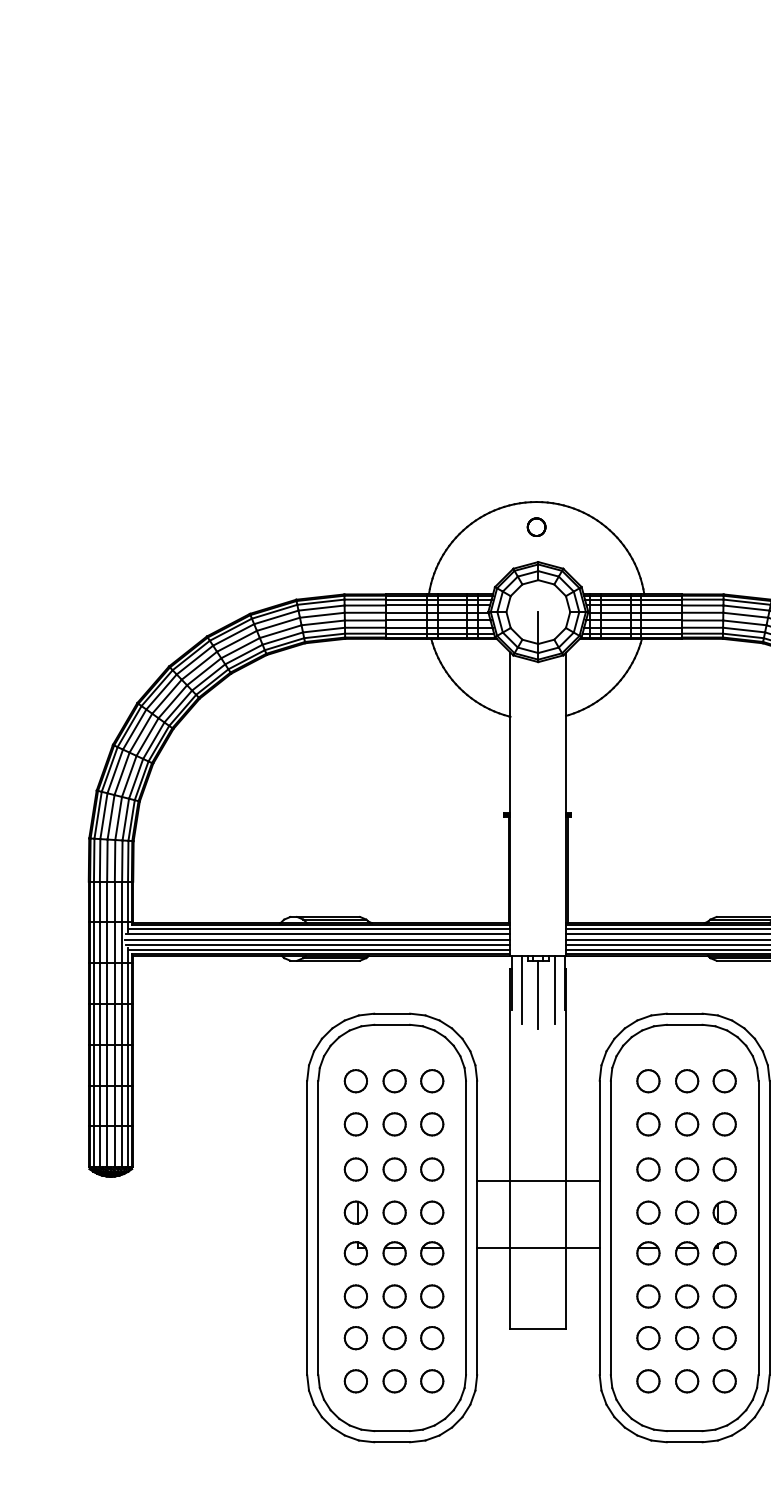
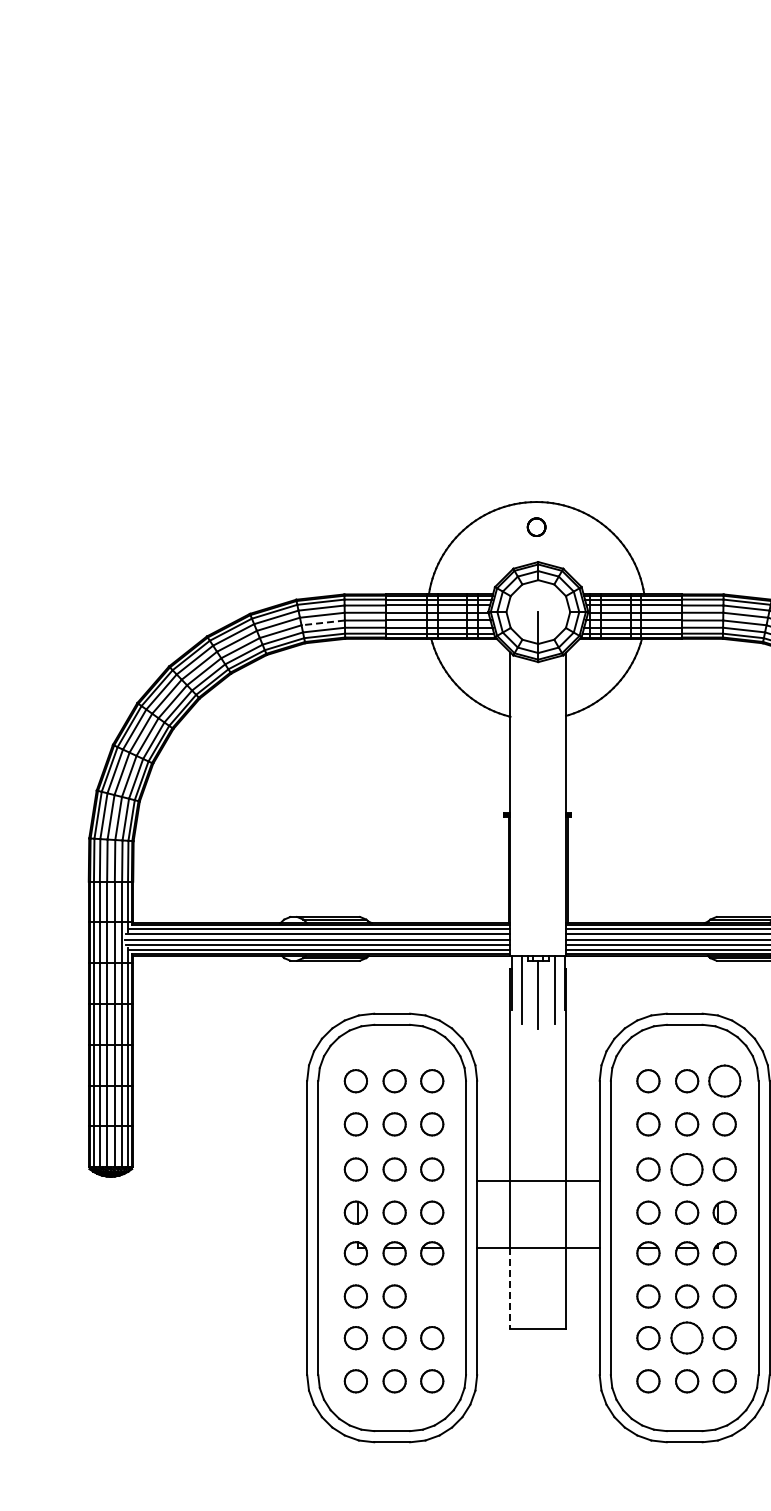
line: solid -> dashed (323, 622)
part size: 25x25 px -> 34x34 px (724, 1080)
part size: 25x25 px -> 34x34 px (686, 1169)
line: solid -> dashed (510, 1288)
part: present -> none (432, 1296)
part size: 25x25 px -> 34x34 px (686, 1337)
